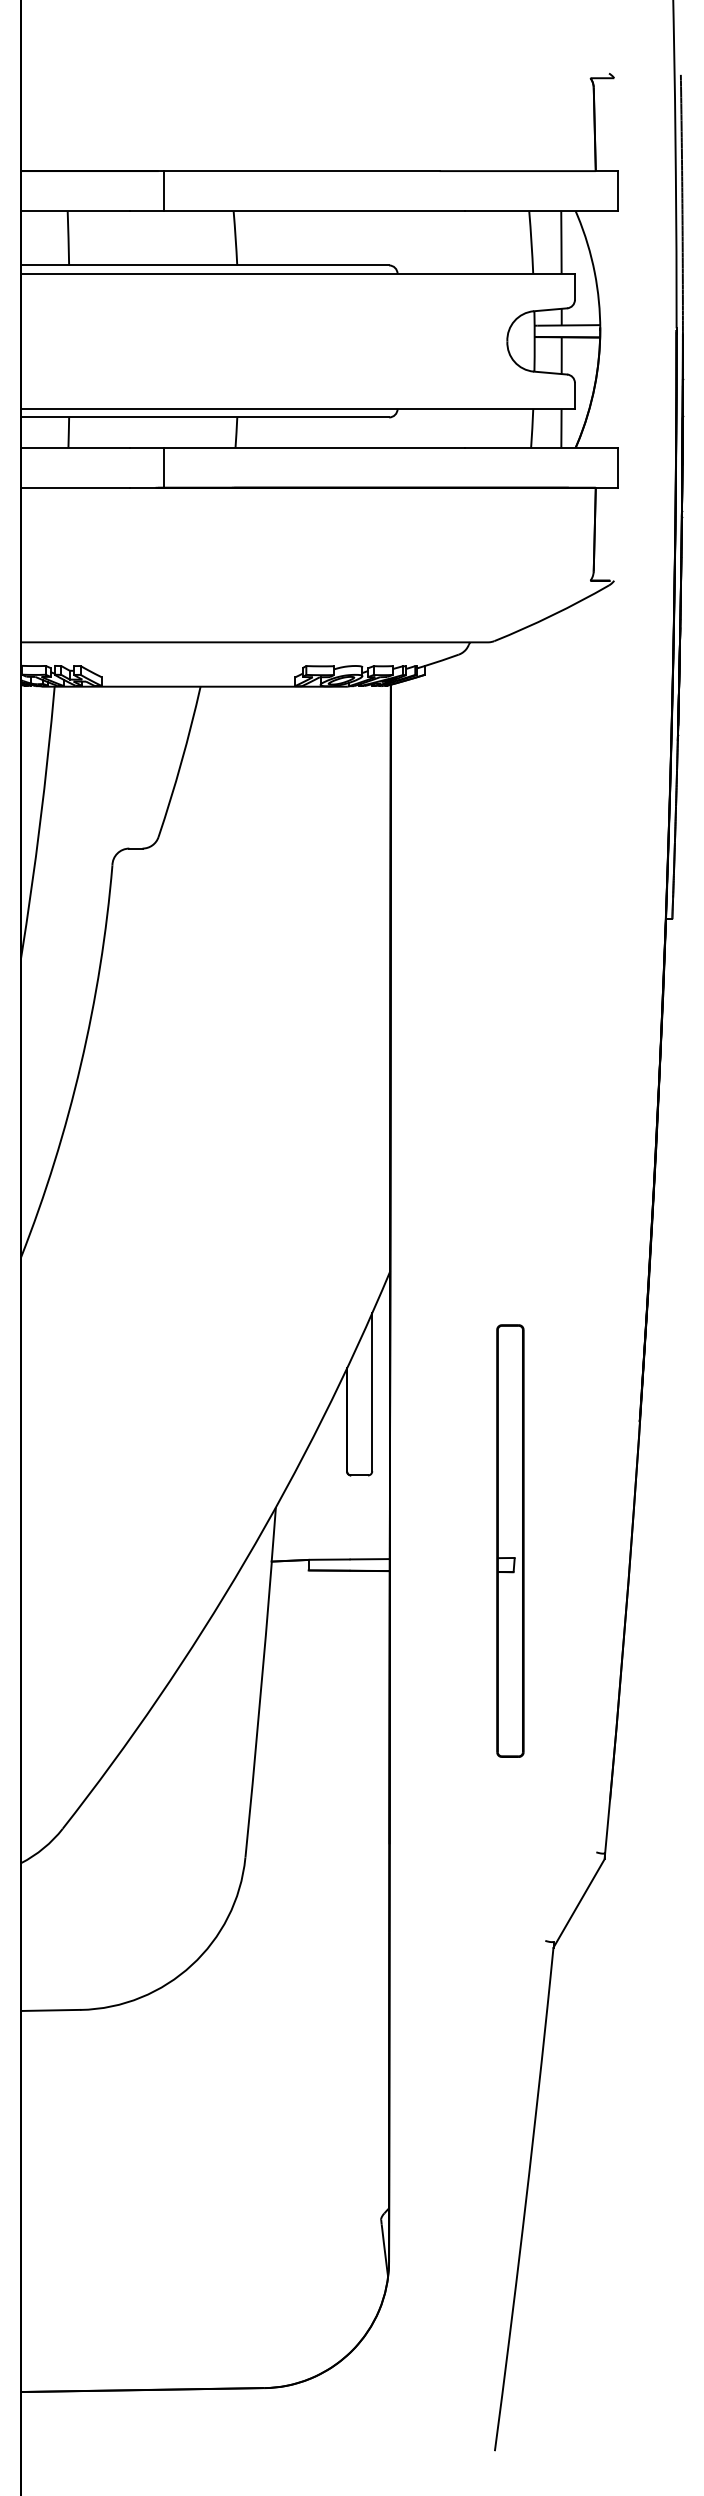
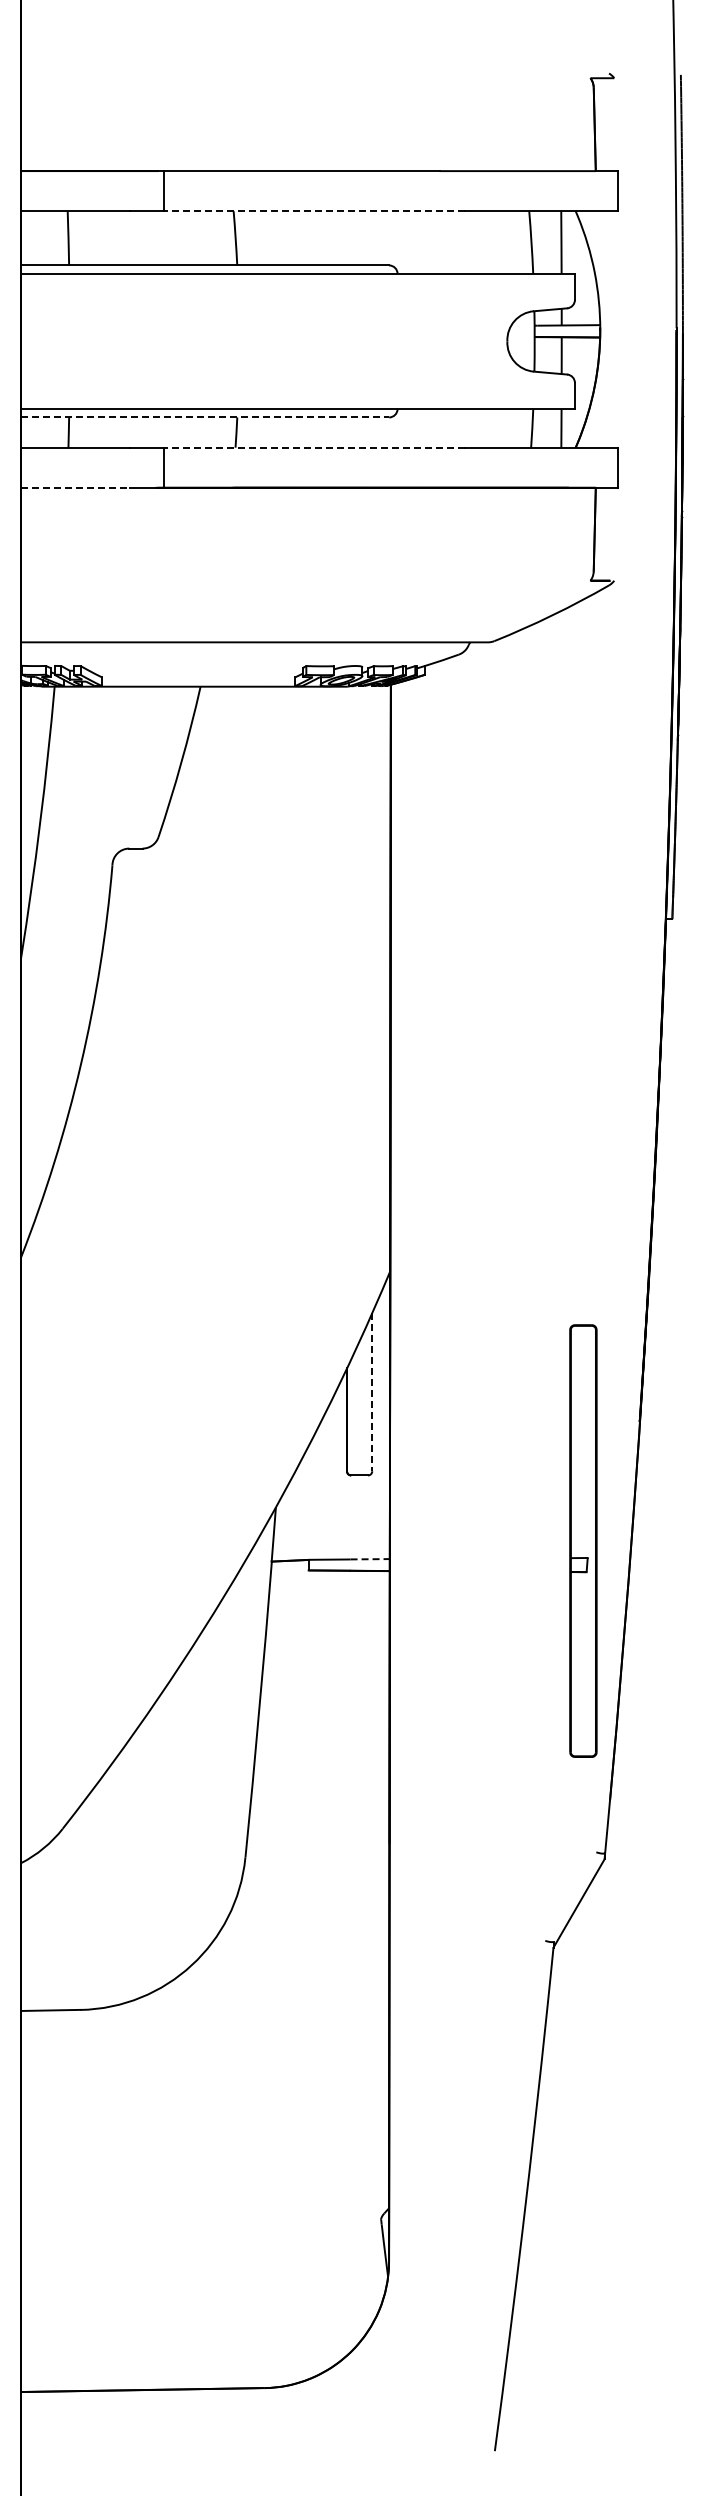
line: solid -> dashed (314, 211)
line: solid -> dashed (205, 417)
line: solid -> dashed (314, 447)
line: solid -> dashed (75, 487)
line: solid -> dashed (372, 1392)
part position: (510, 1540) -> (583, 1540) (583, 1540)
line: solid -> dashed (370, 1559)
